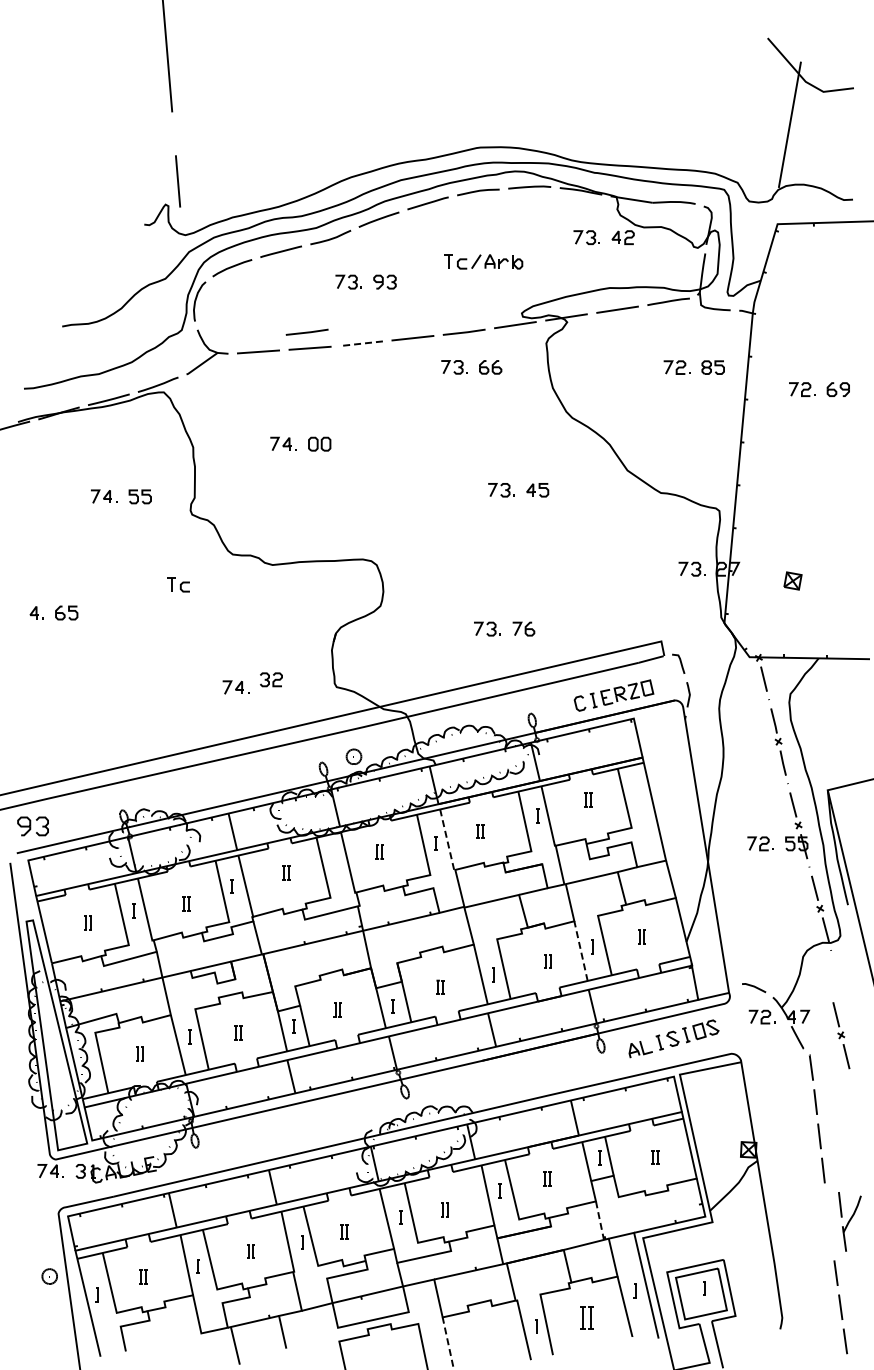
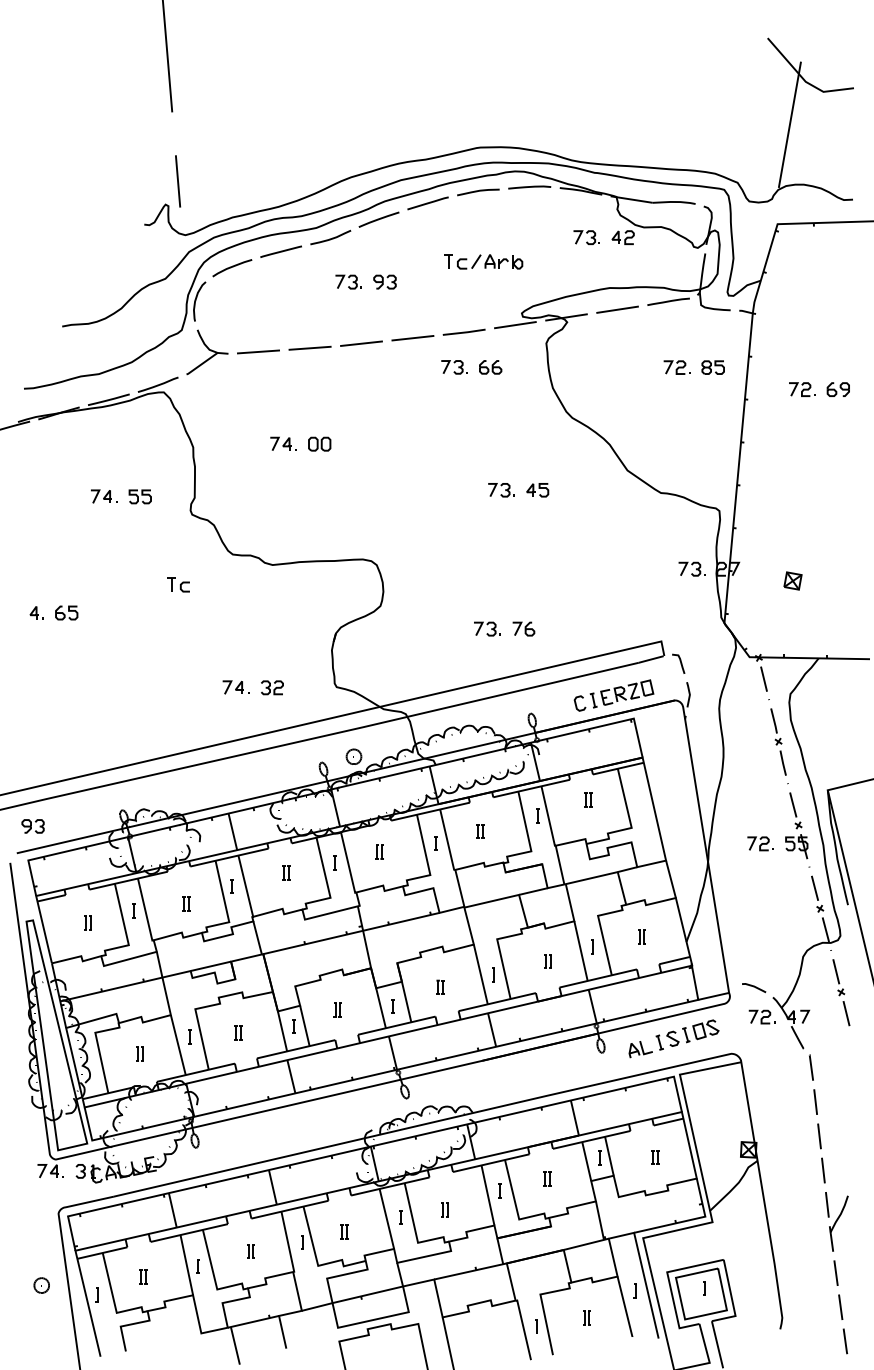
line: present -> none (306, 331)
line: dashed -> solid (361, 343)
part position: (271, 679) -> (272, 687) (272, 687)
part size: 32x21 px -> 24x15 px (32, 826)
line: dashed -> solid (447, 841)
line: none -> present (334, 862)
line: dashed -> solid (581, 952)
part position: (841, 1035) -> (841, 992) (841, 992)
line: dashed -> solid (599, 1220)
part position: (849, 1221) -> (836, 1221) (836, 1221)
part position: (49, 1276) -> (41, 1285) (41, 1285)
part size: 14x24 px -> 8x16 px (586, 1317)
line: dashed -> solid (448, 1343)
